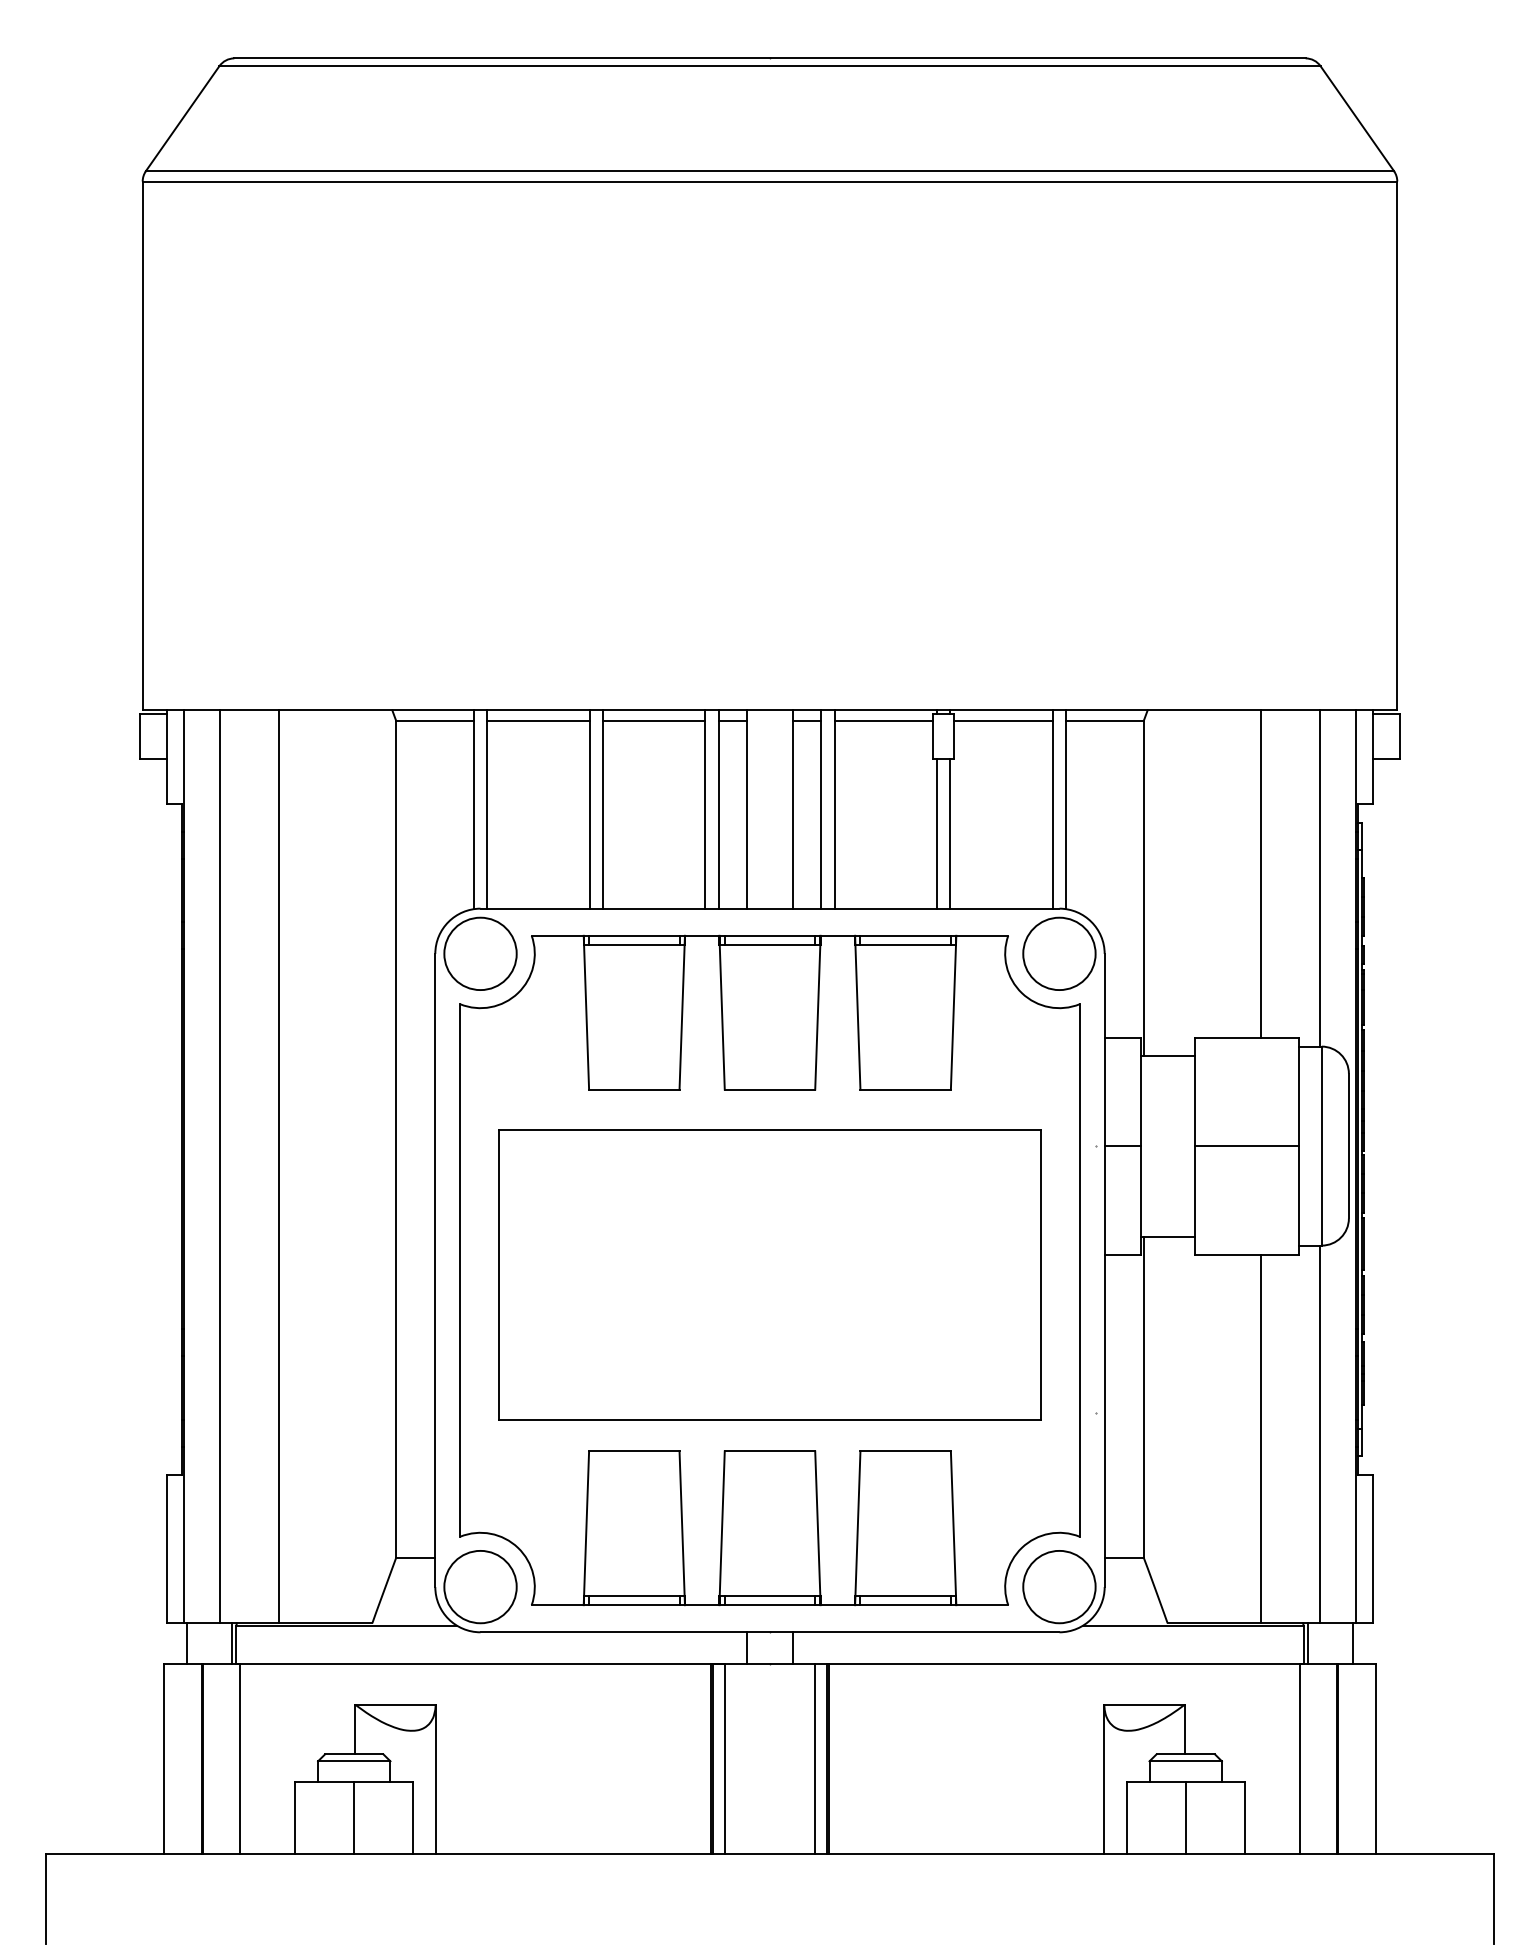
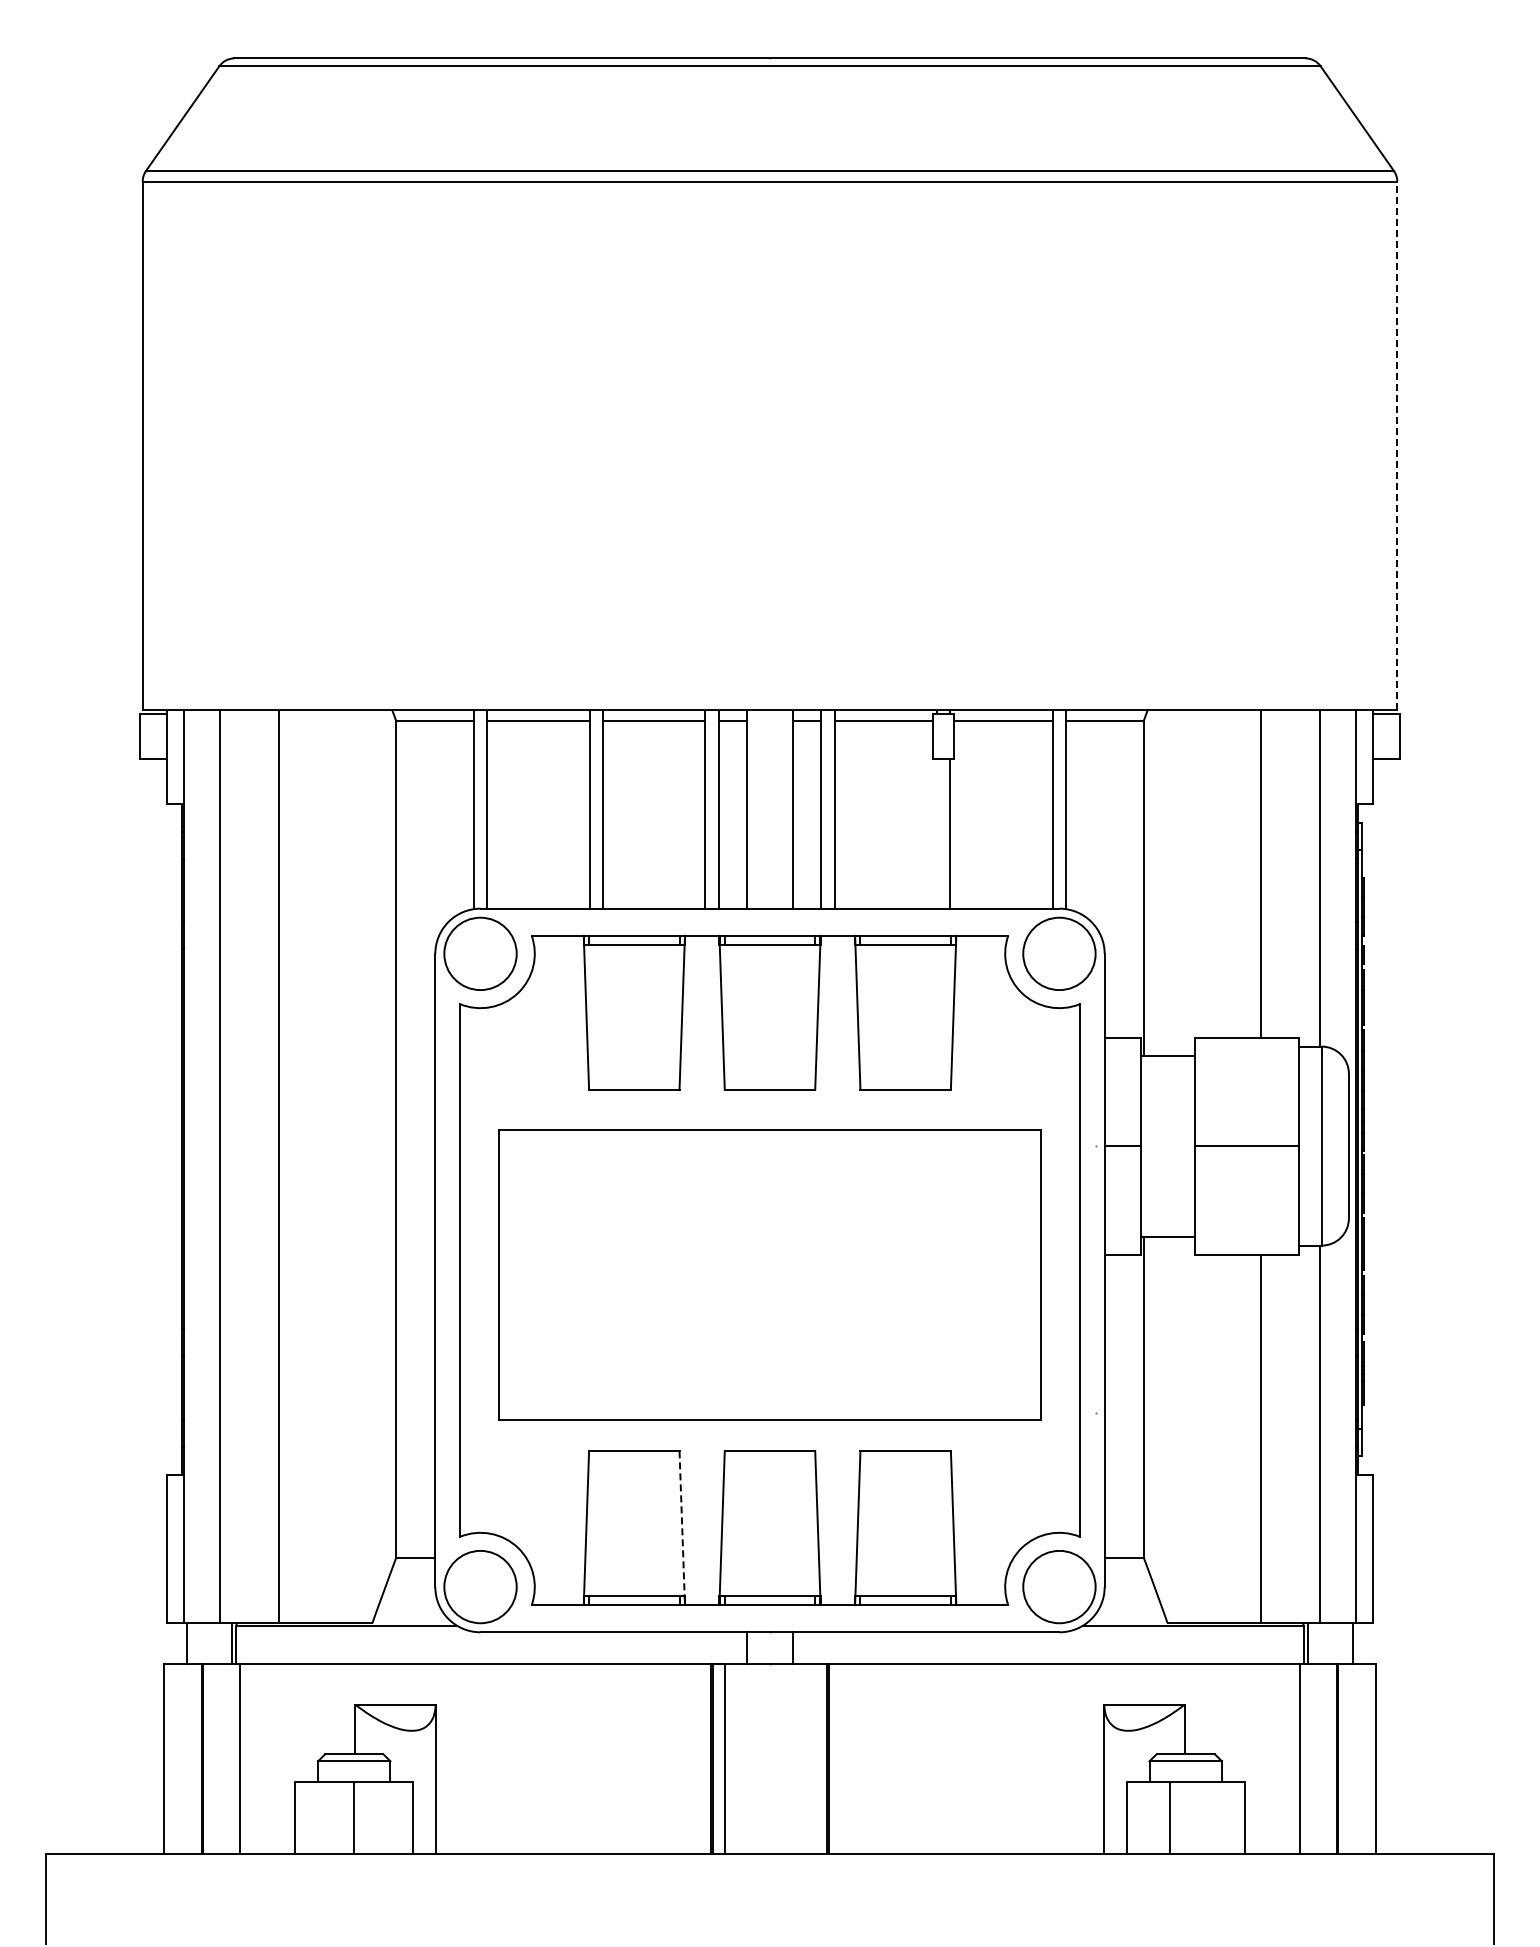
line: solid -> dashed (1397, 445)
line: present -> none (936, 833)
line: solid -> dashed (682, 1528)
line: present -> none (814, 1758)
line position: (1185, 1817) -> (1169, 1817) (1169, 1817)
